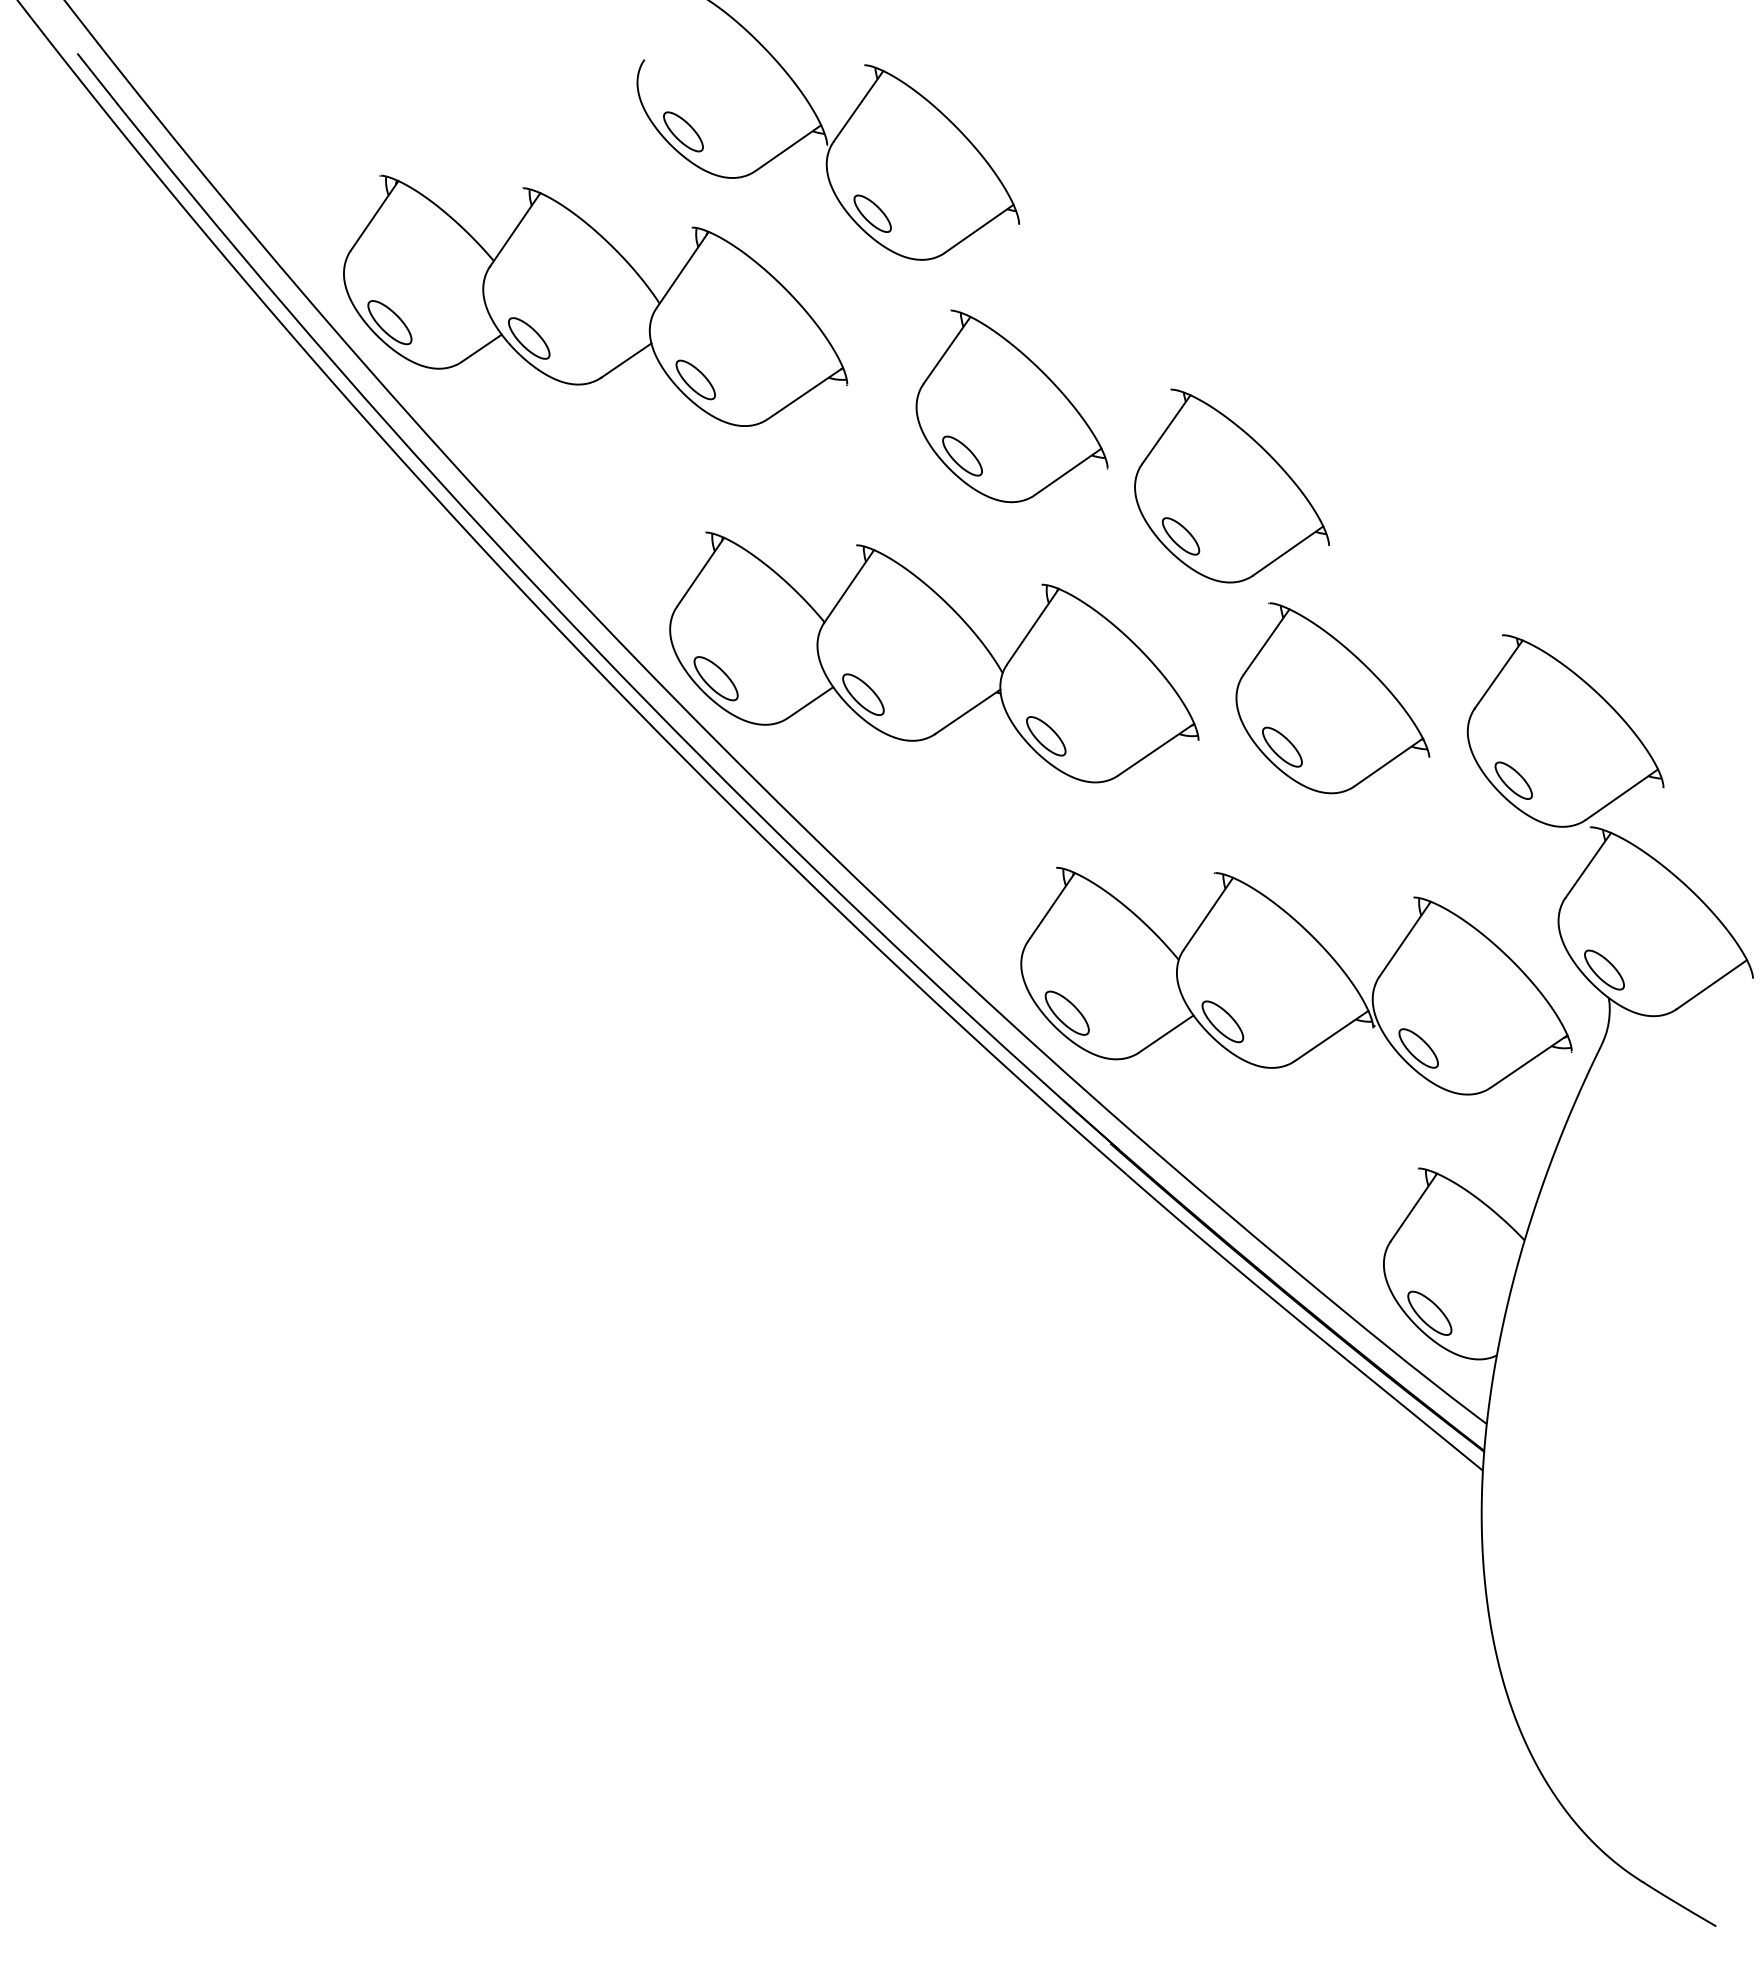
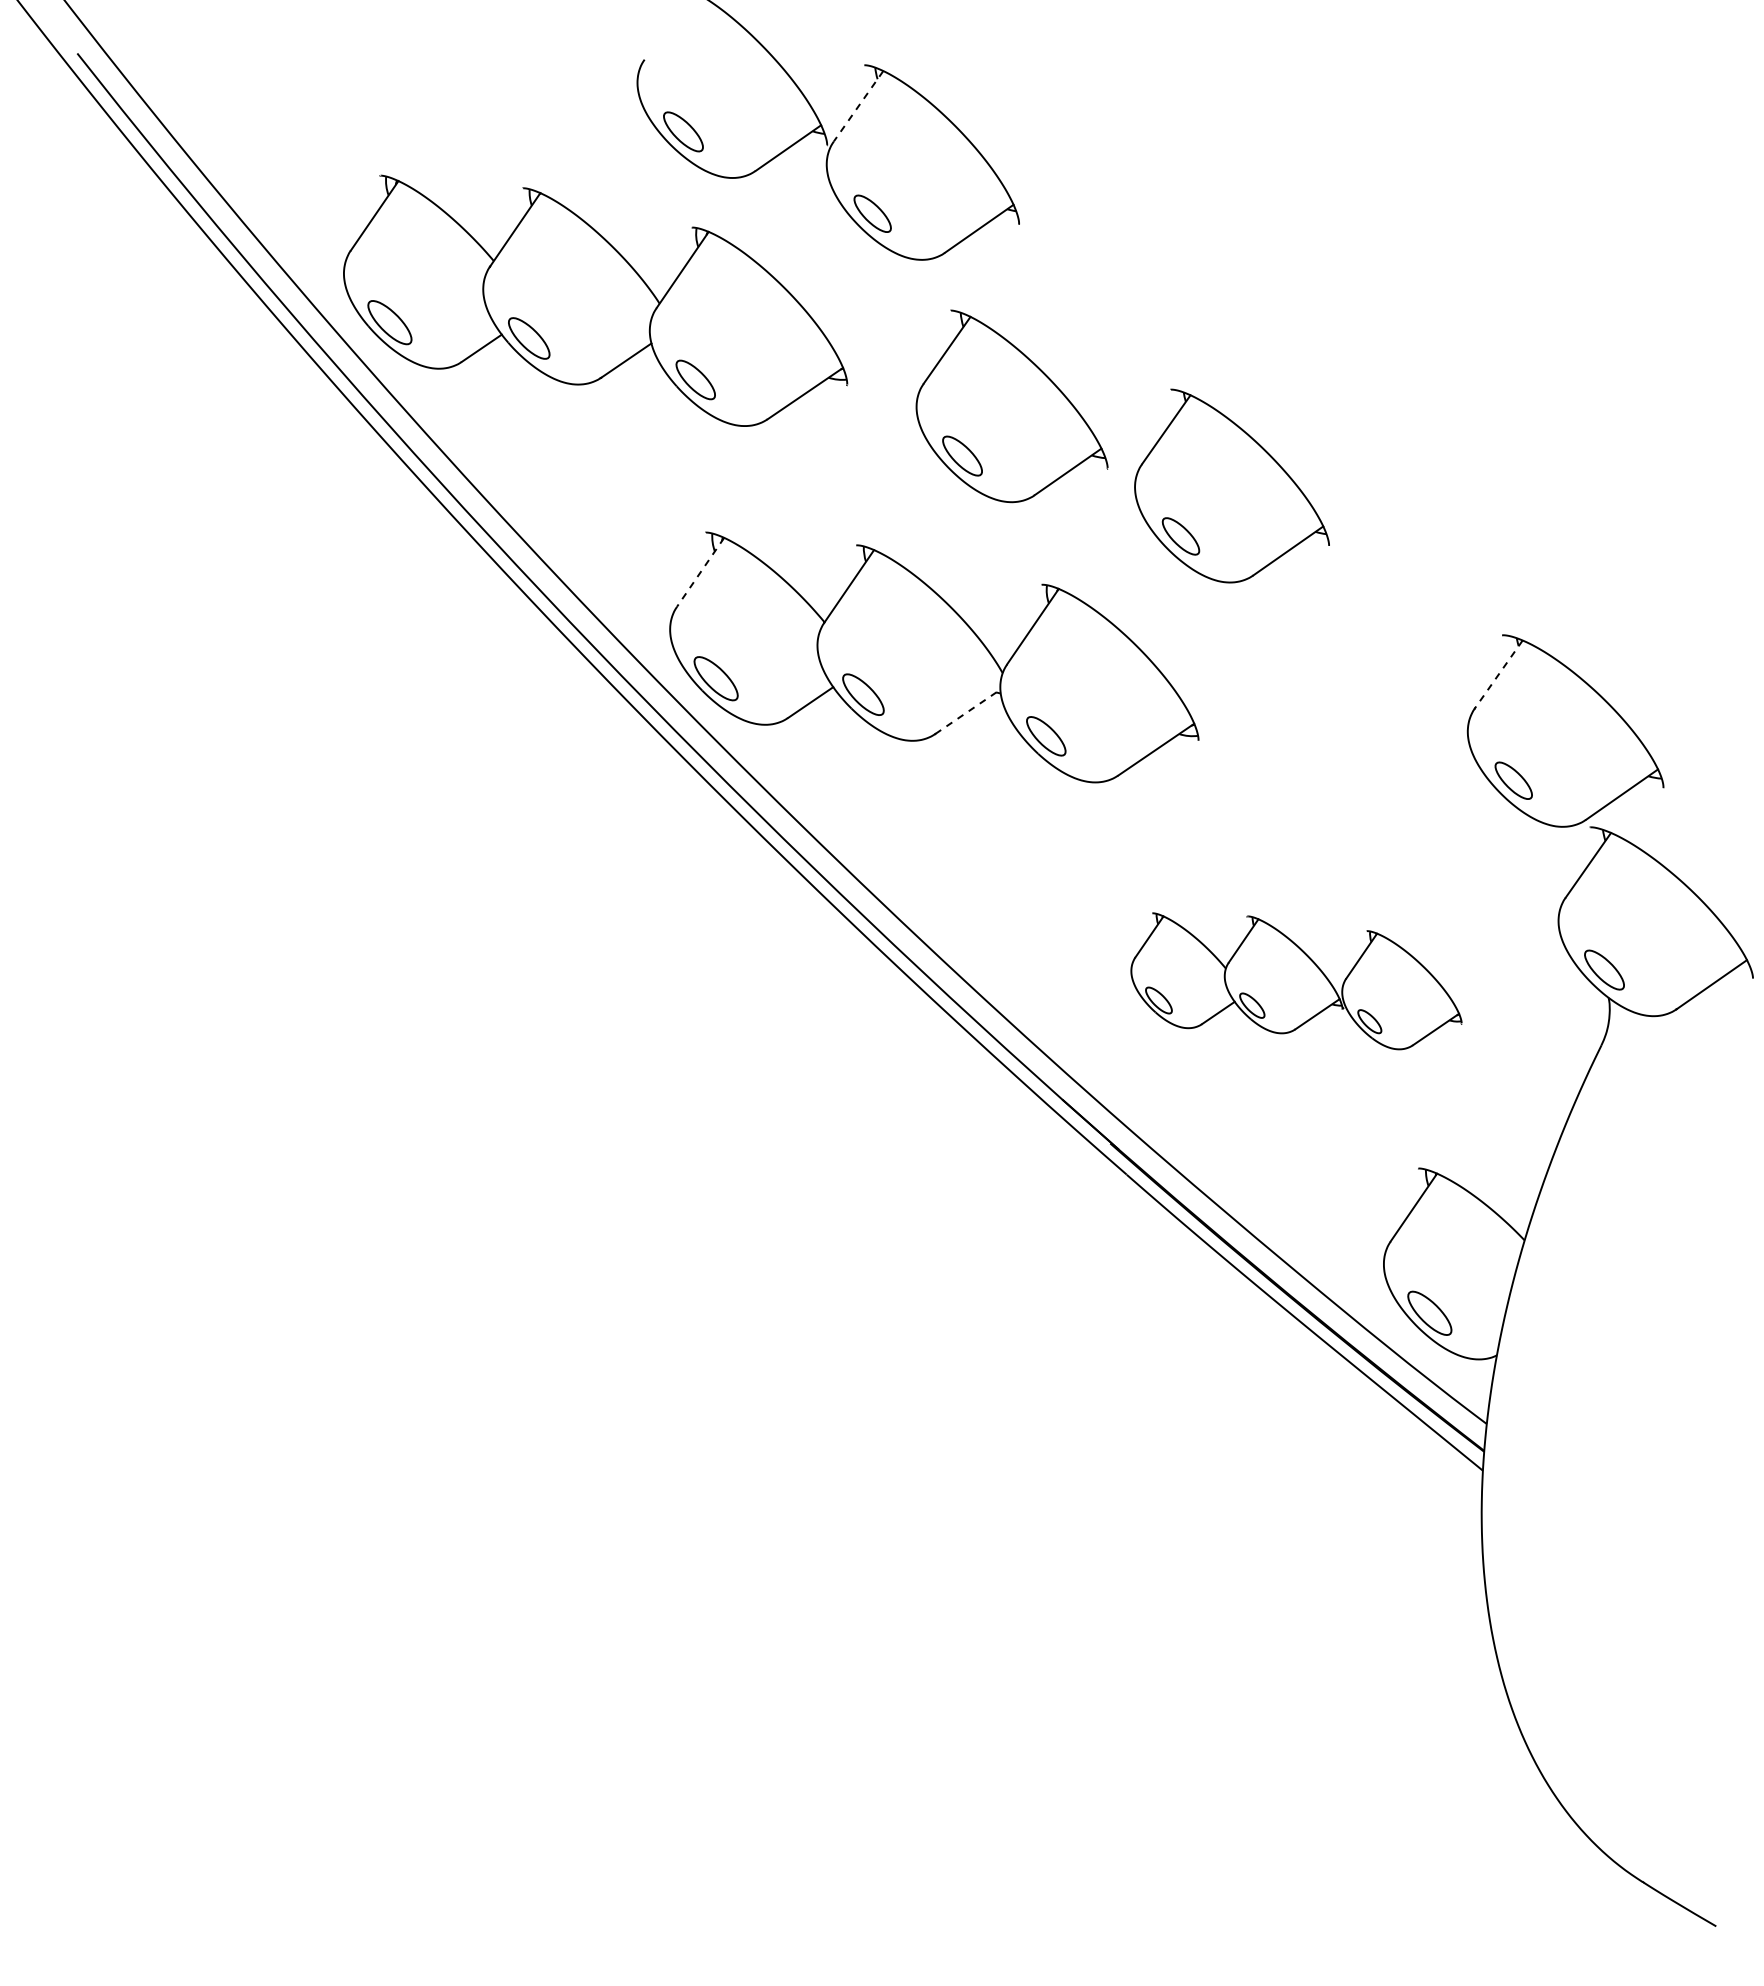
line: solid -> dashed (858, 106)
line: solid -> dashed (700, 572)
line: solid -> dashed (1498, 674)
part: present -> none (1332, 698)
line: solid -> dashed (968, 711)
part size: 553x229 px -> 333x139 px (1296, 981)
